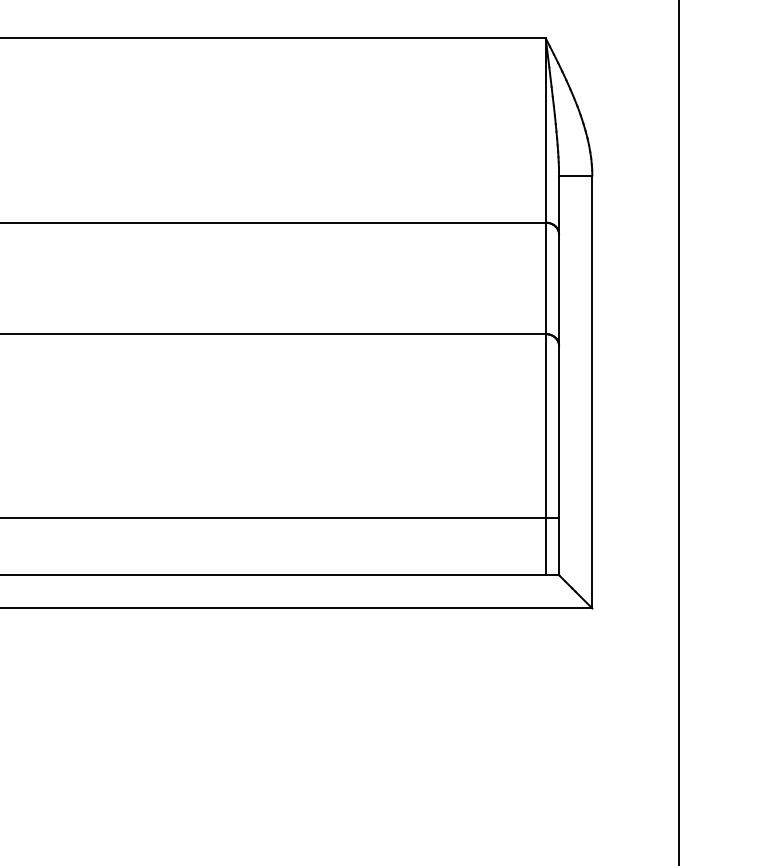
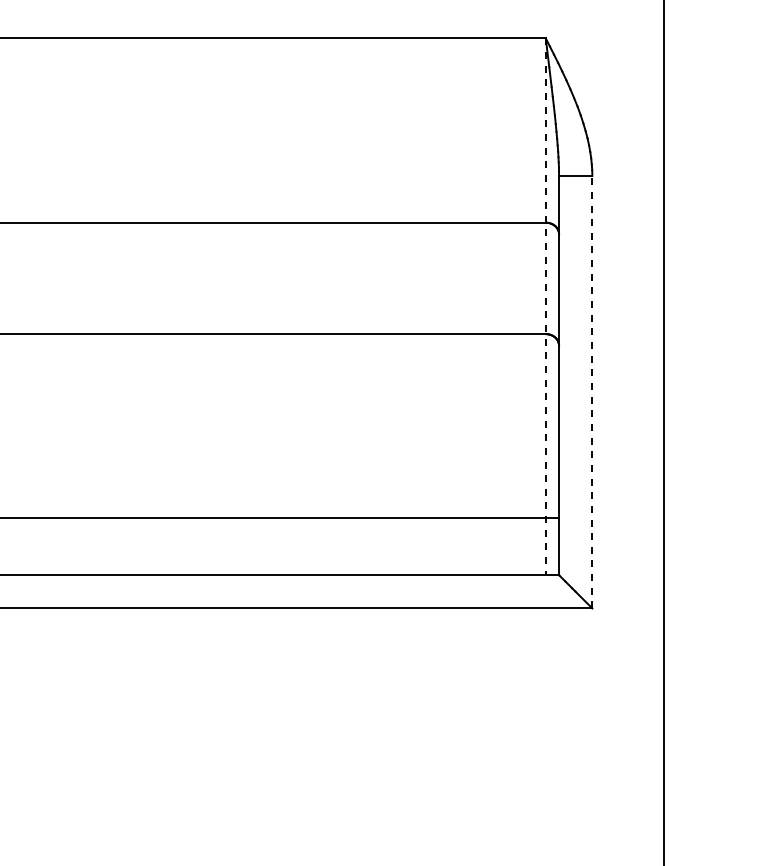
line: solid -> dashed (545, 307)
line: solid -> dashed (592, 391)
line position: (678, 432) -> (663, 432) (663, 432)
